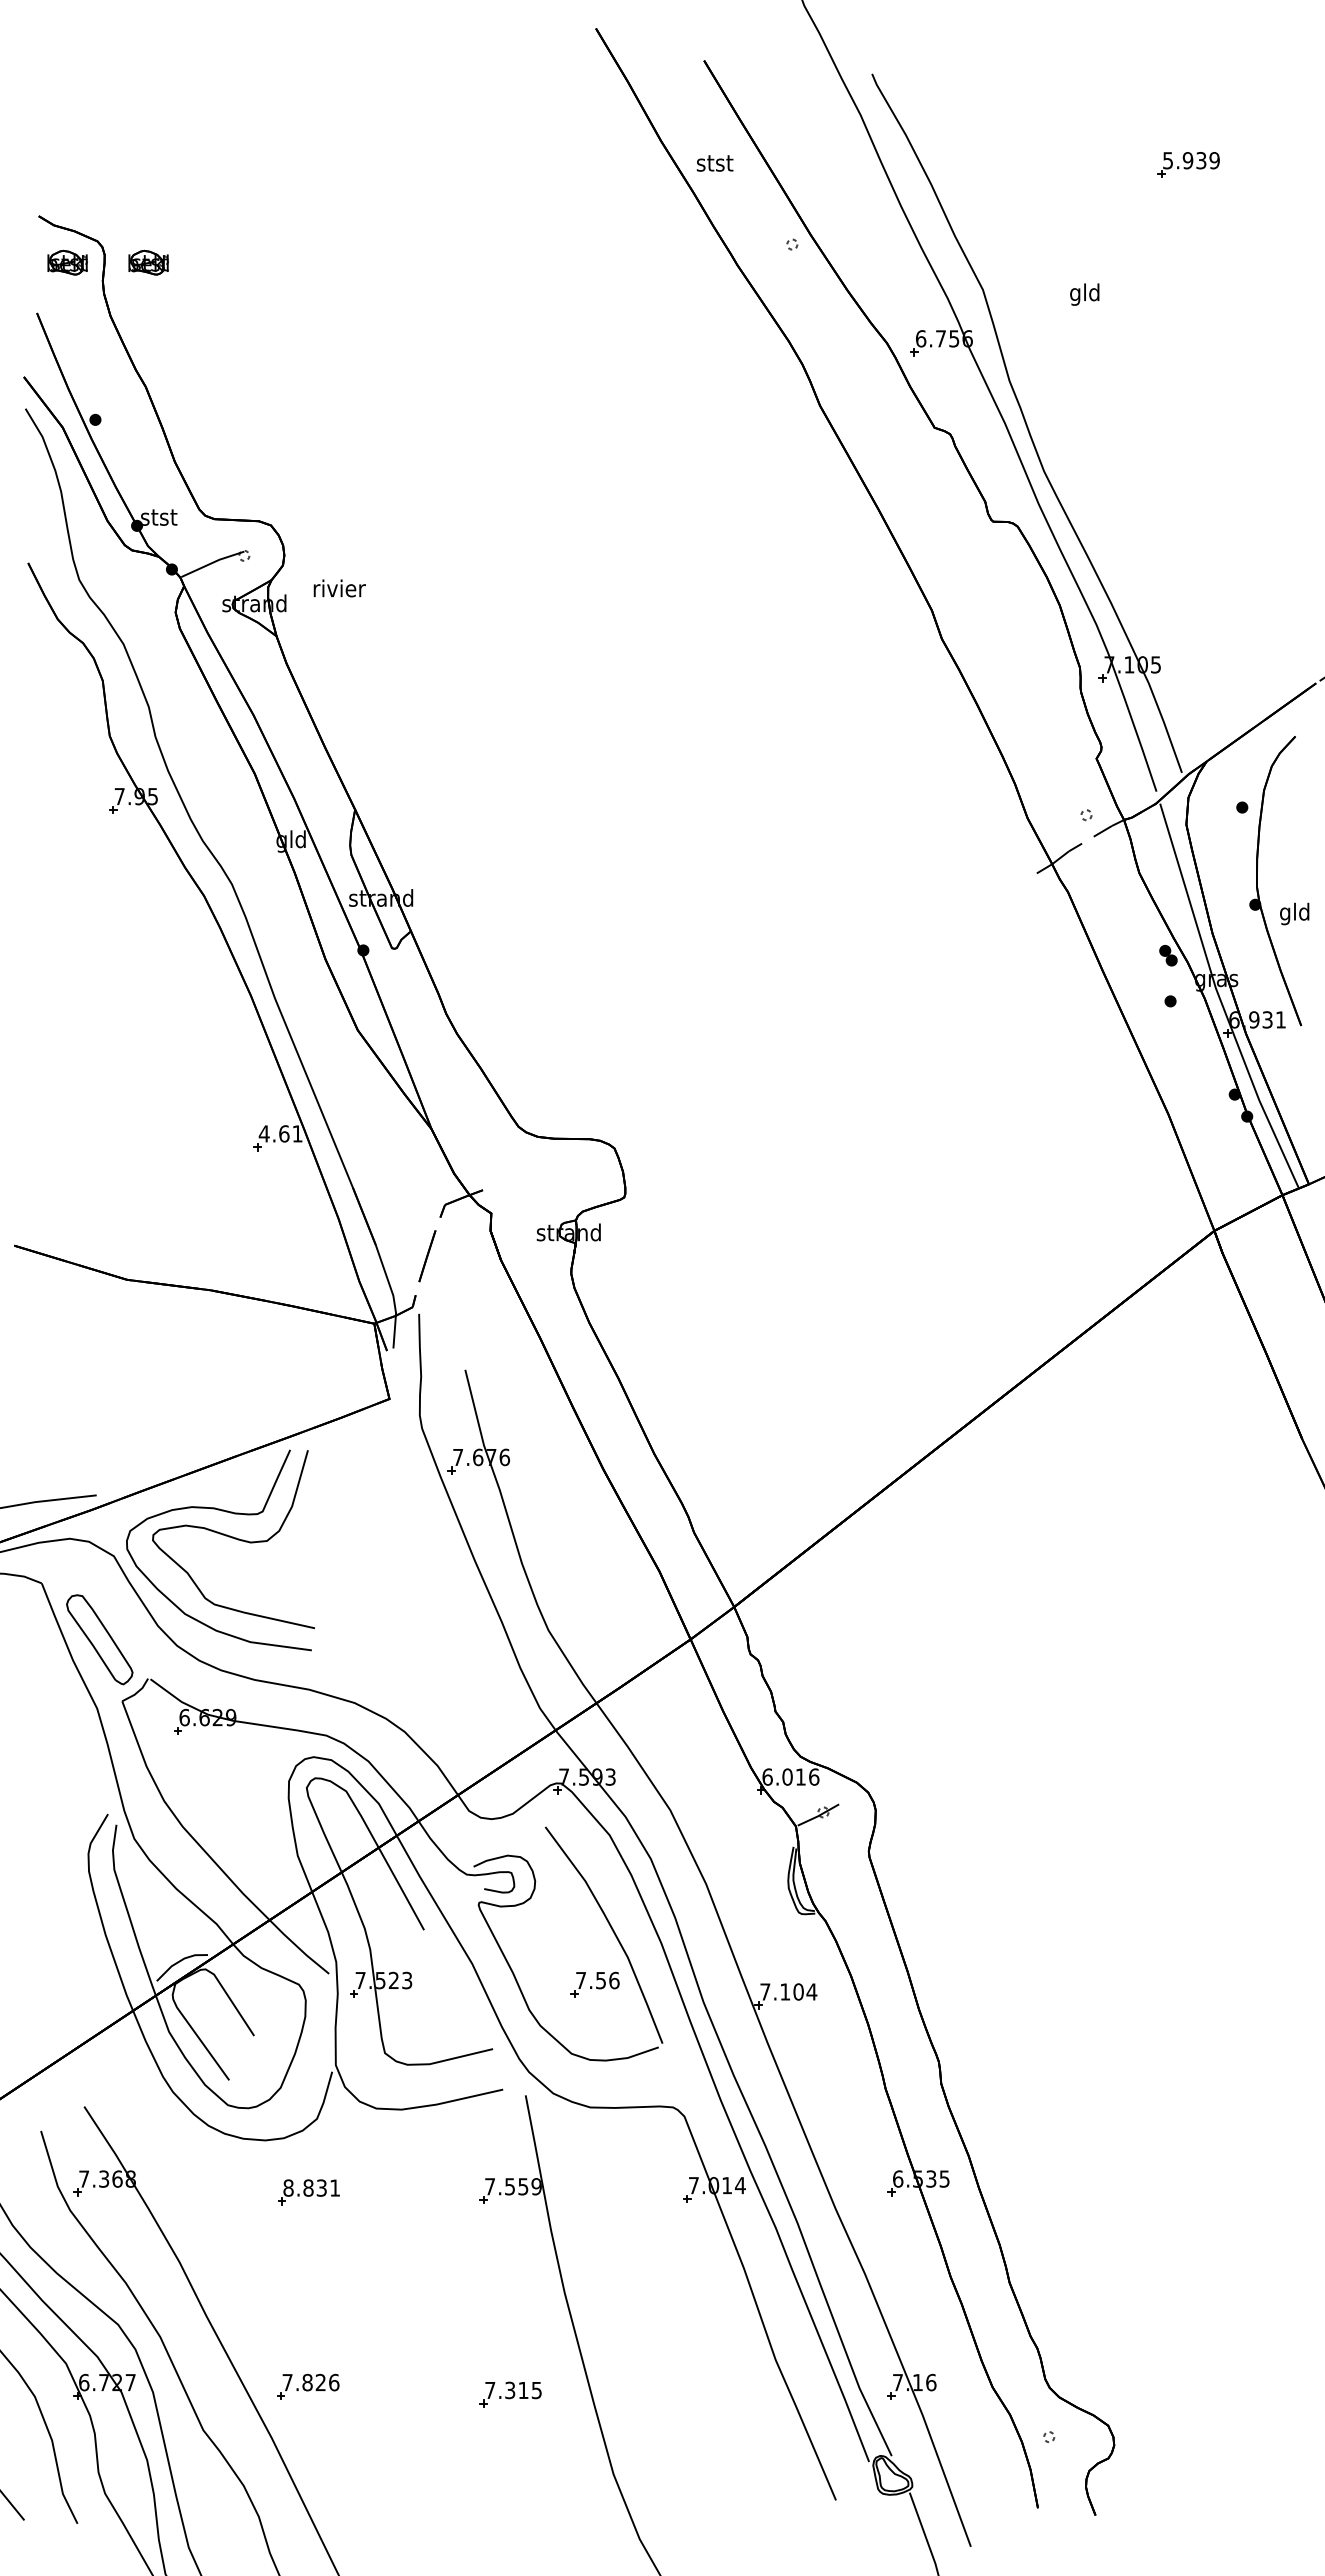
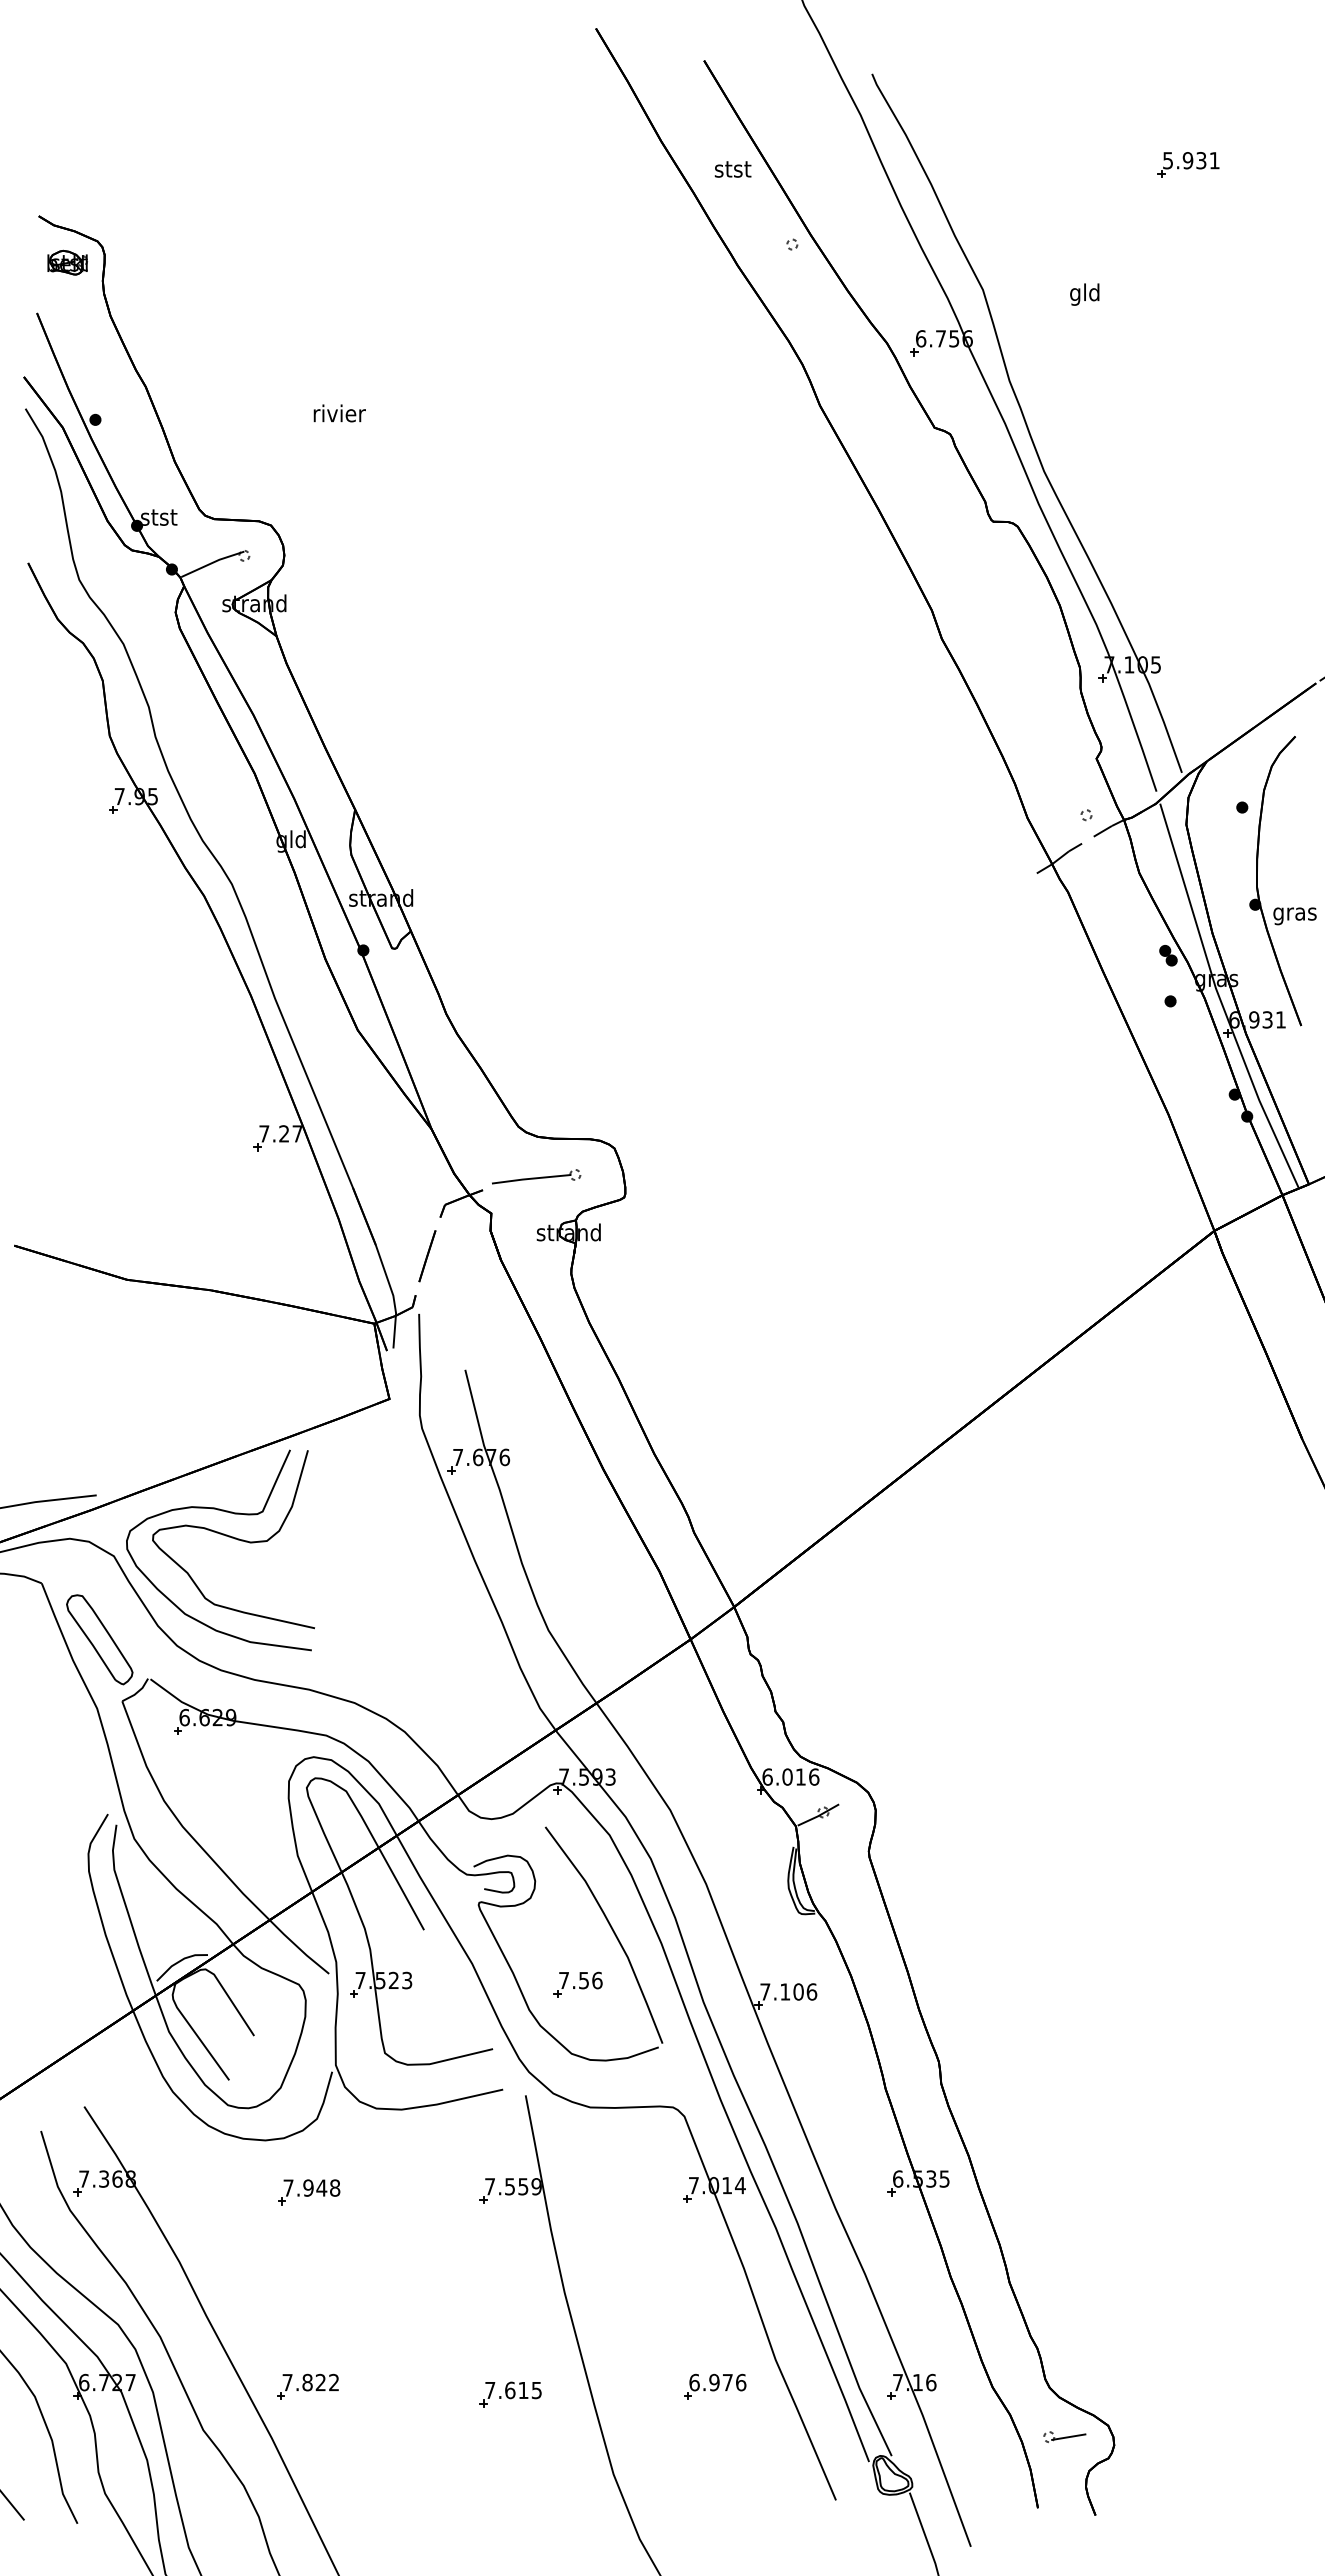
text: 5.939 -> 5.931 (1214, 160)
text position: (714, 163) -> (732, 169) (732, 169)
part: present -> none (148, 262)
text position: (339, 588) -> (339, 413) (339, 413)
text: gld -> gras (1294, 913)
text: 4.61 -> 7.27 (280, 1133)
part: none -> present (536, 1176)
part position: (594, 1984) -> (577, 1984) (577, 1984)
text: 7.104 -> 7.106 (811, 1991)
text: 8.831 -> 7.948 (311, 2187)
text: 7.826 -> 7.822 (334, 2382)
part: none -> present (715, 2386)
text: 7.315 -> 7.615 (510, 2390)
line: none -> present (1068, 2436)
